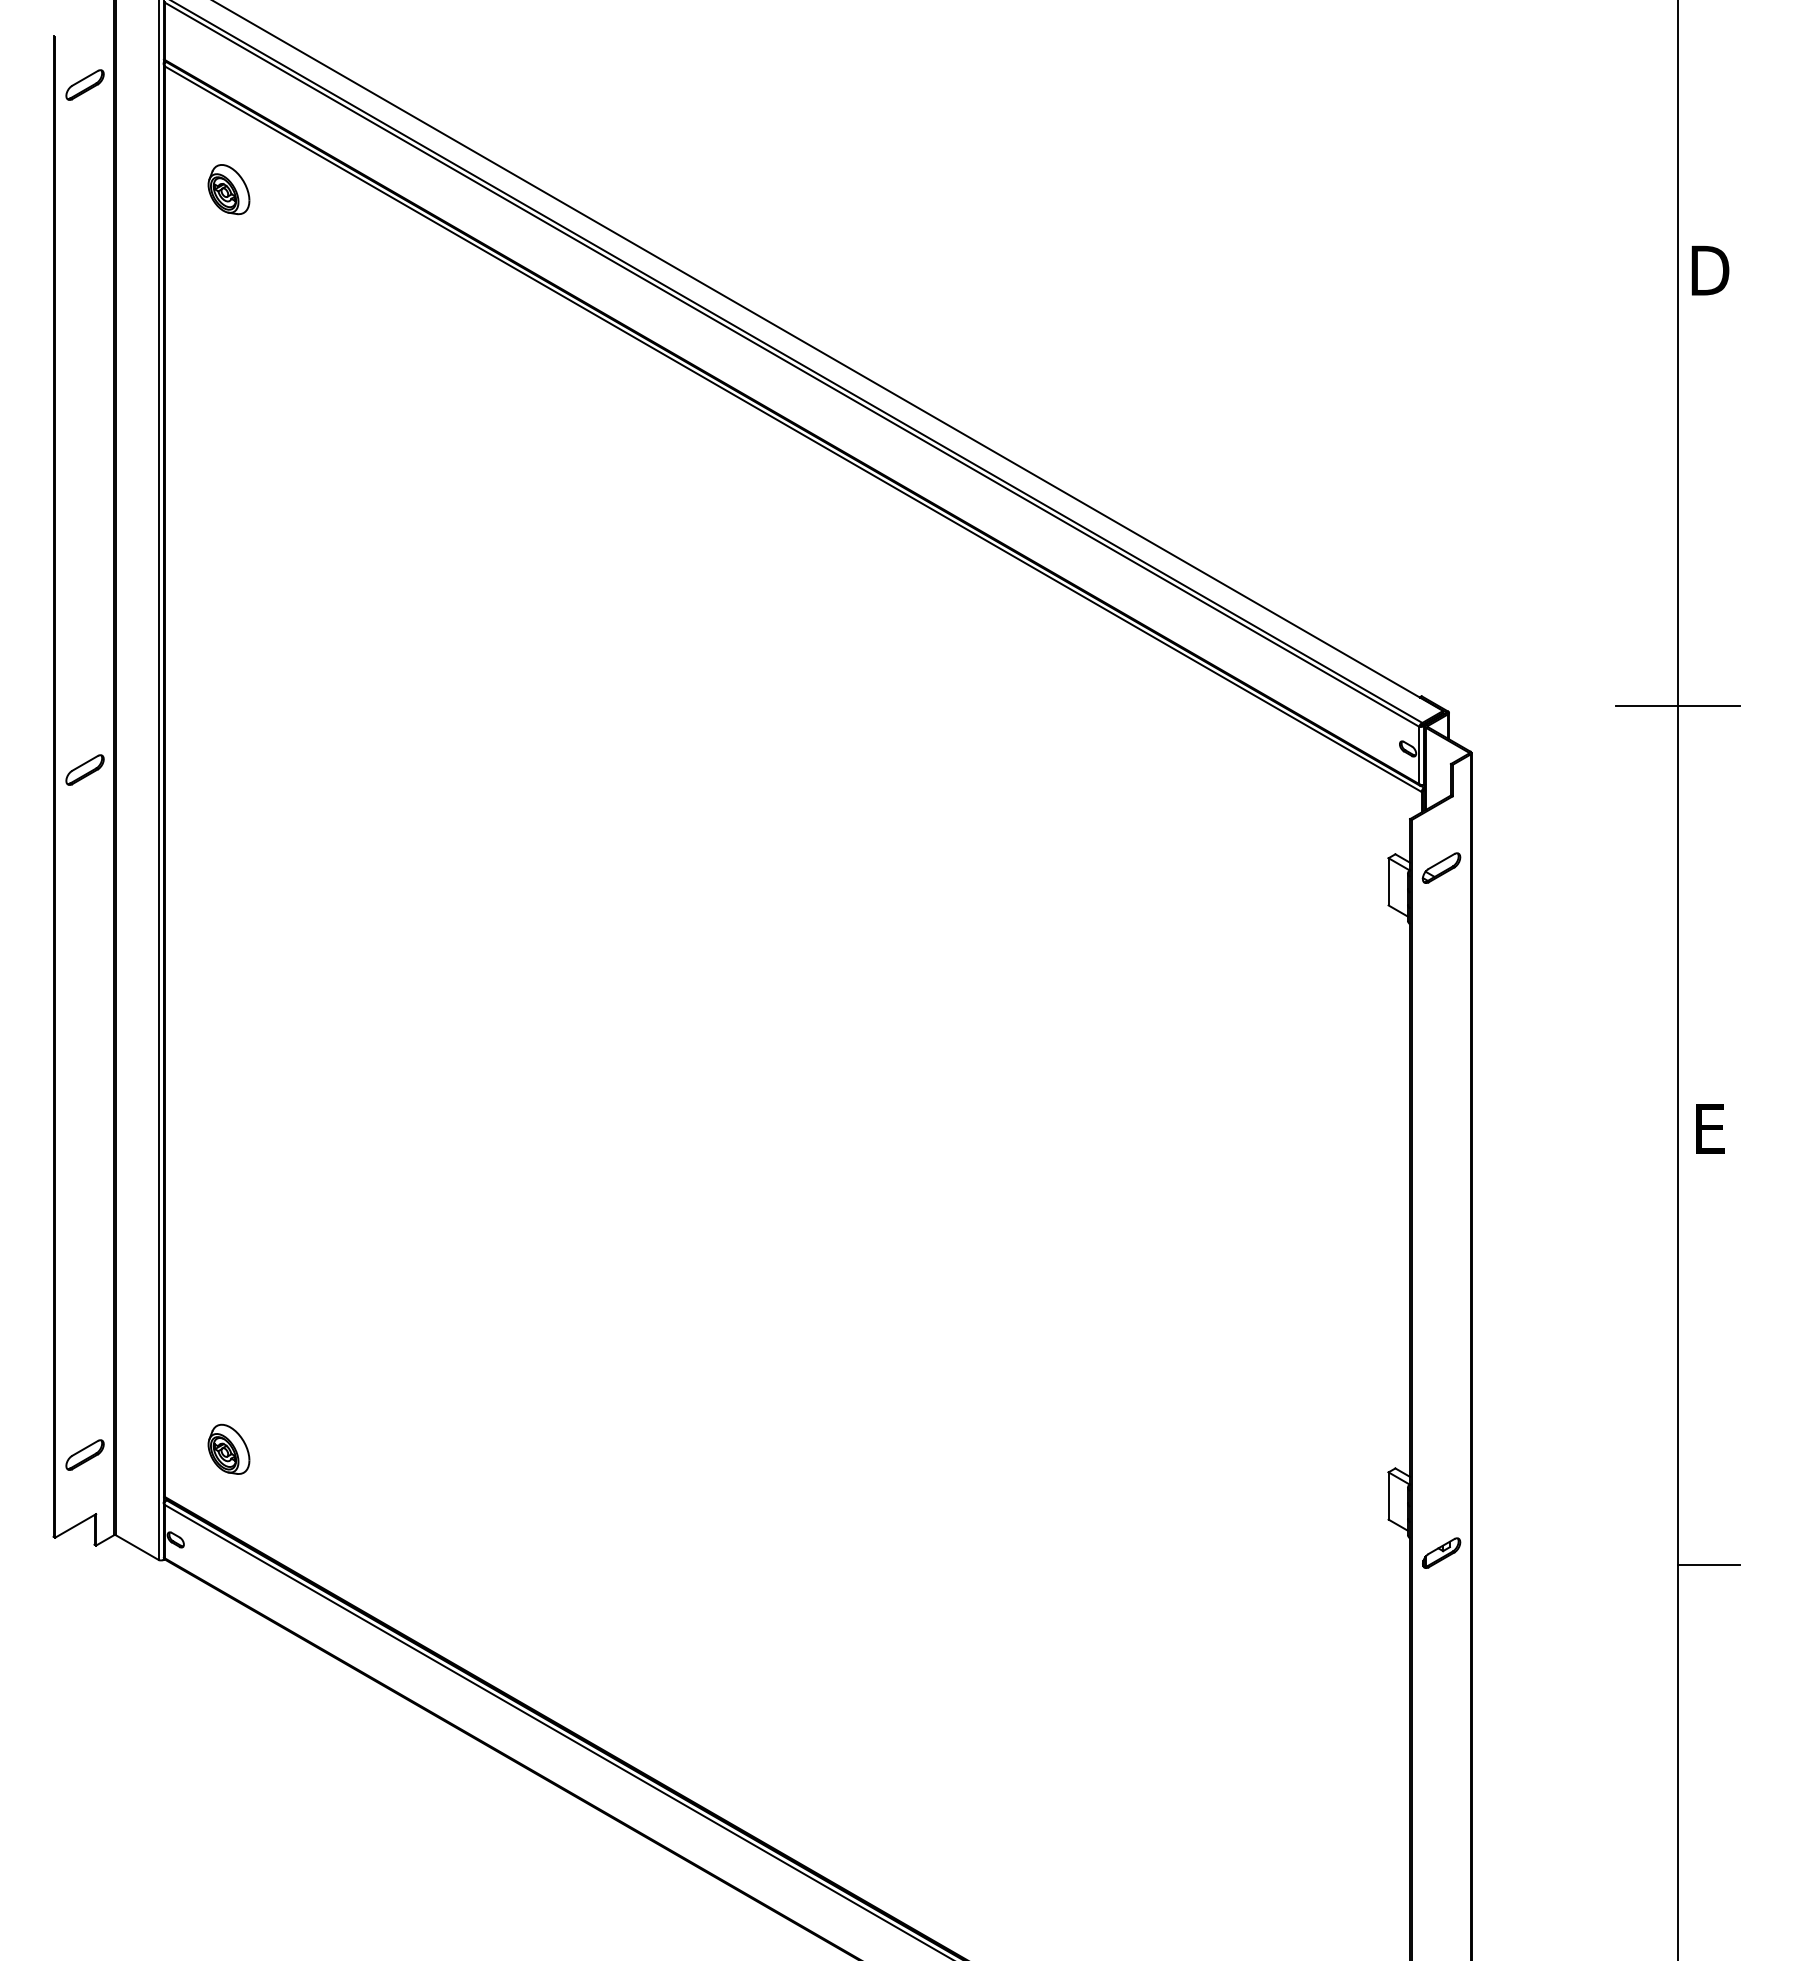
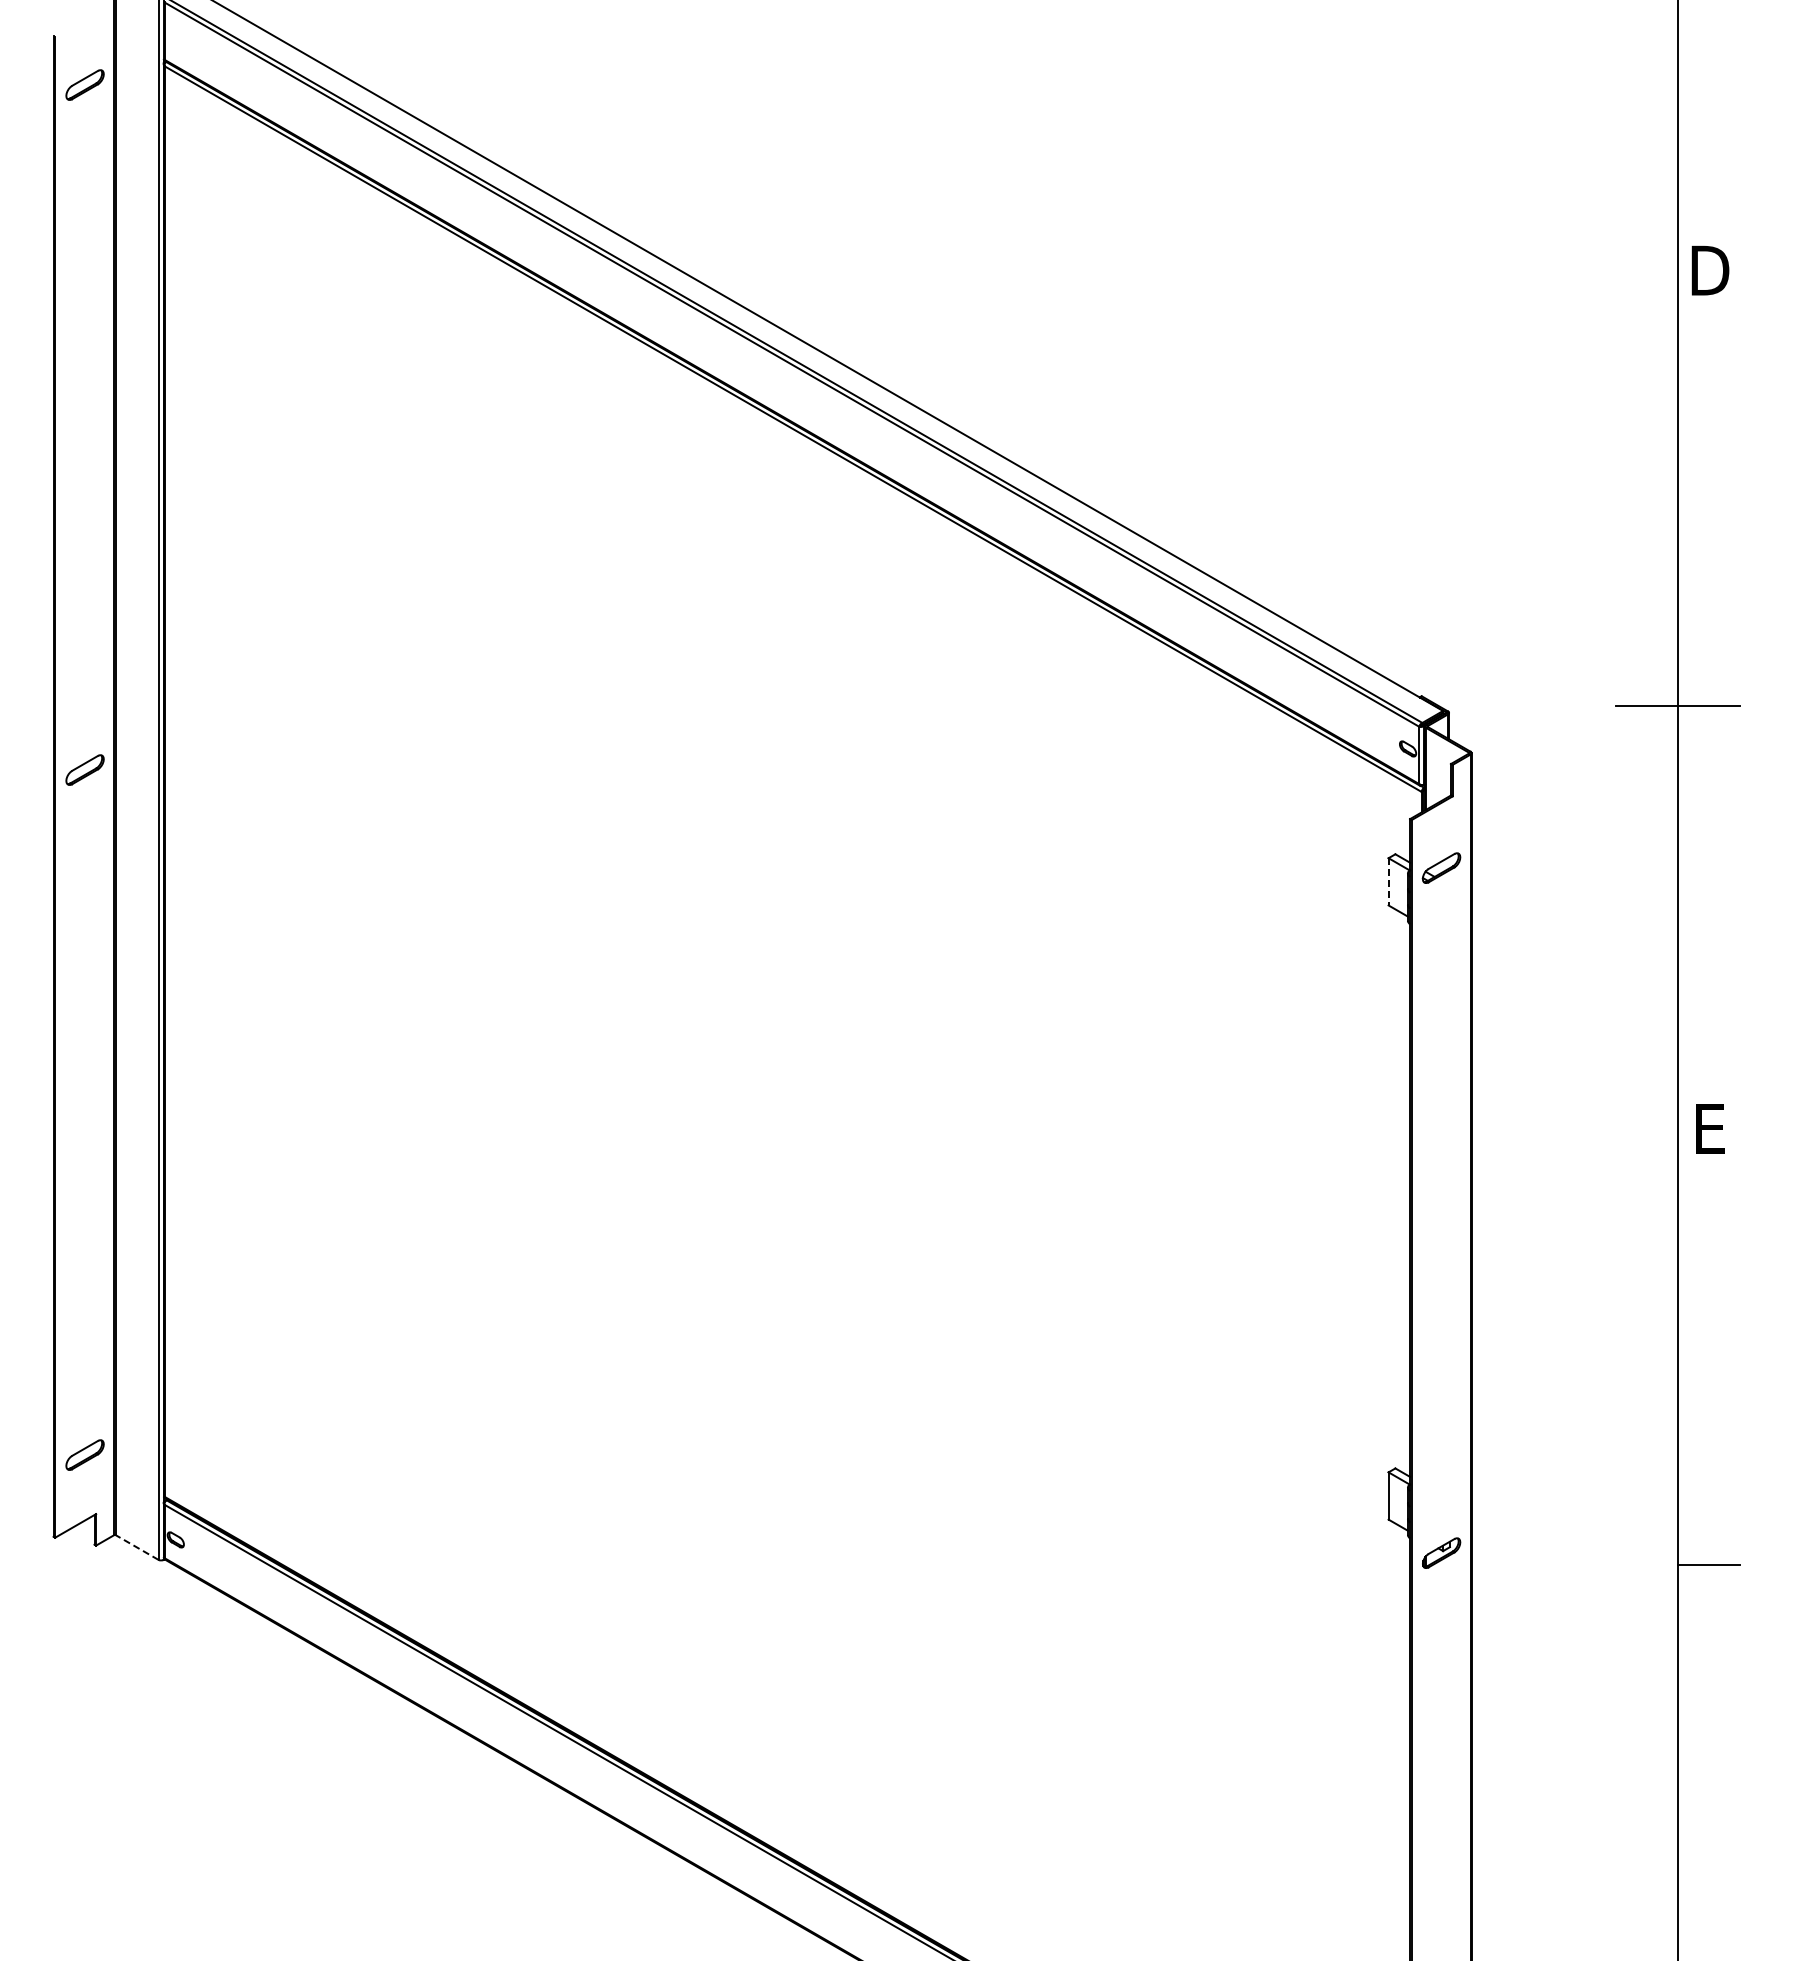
part: present -> none (228, 189)
line: solid -> dashed (1388, 881)
part: present -> none (228, 1448)
line: solid -> dashed (137, 1547)
